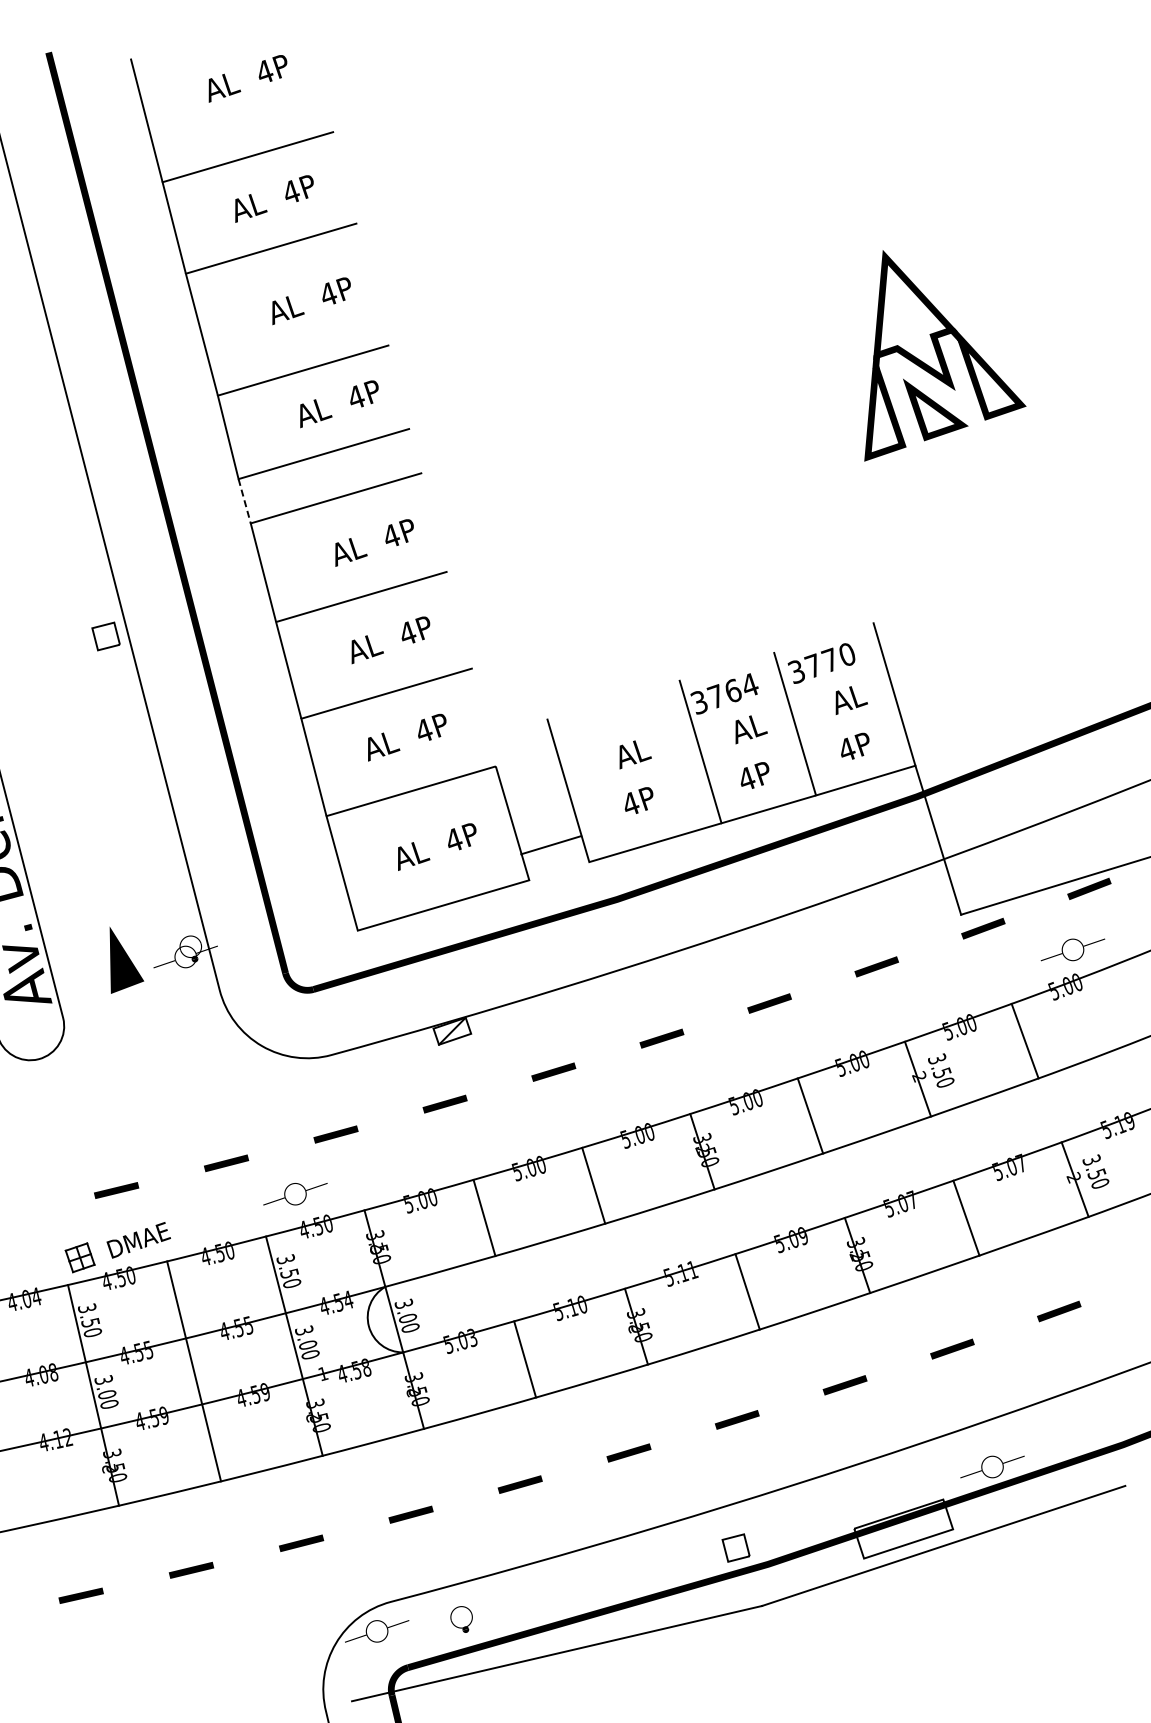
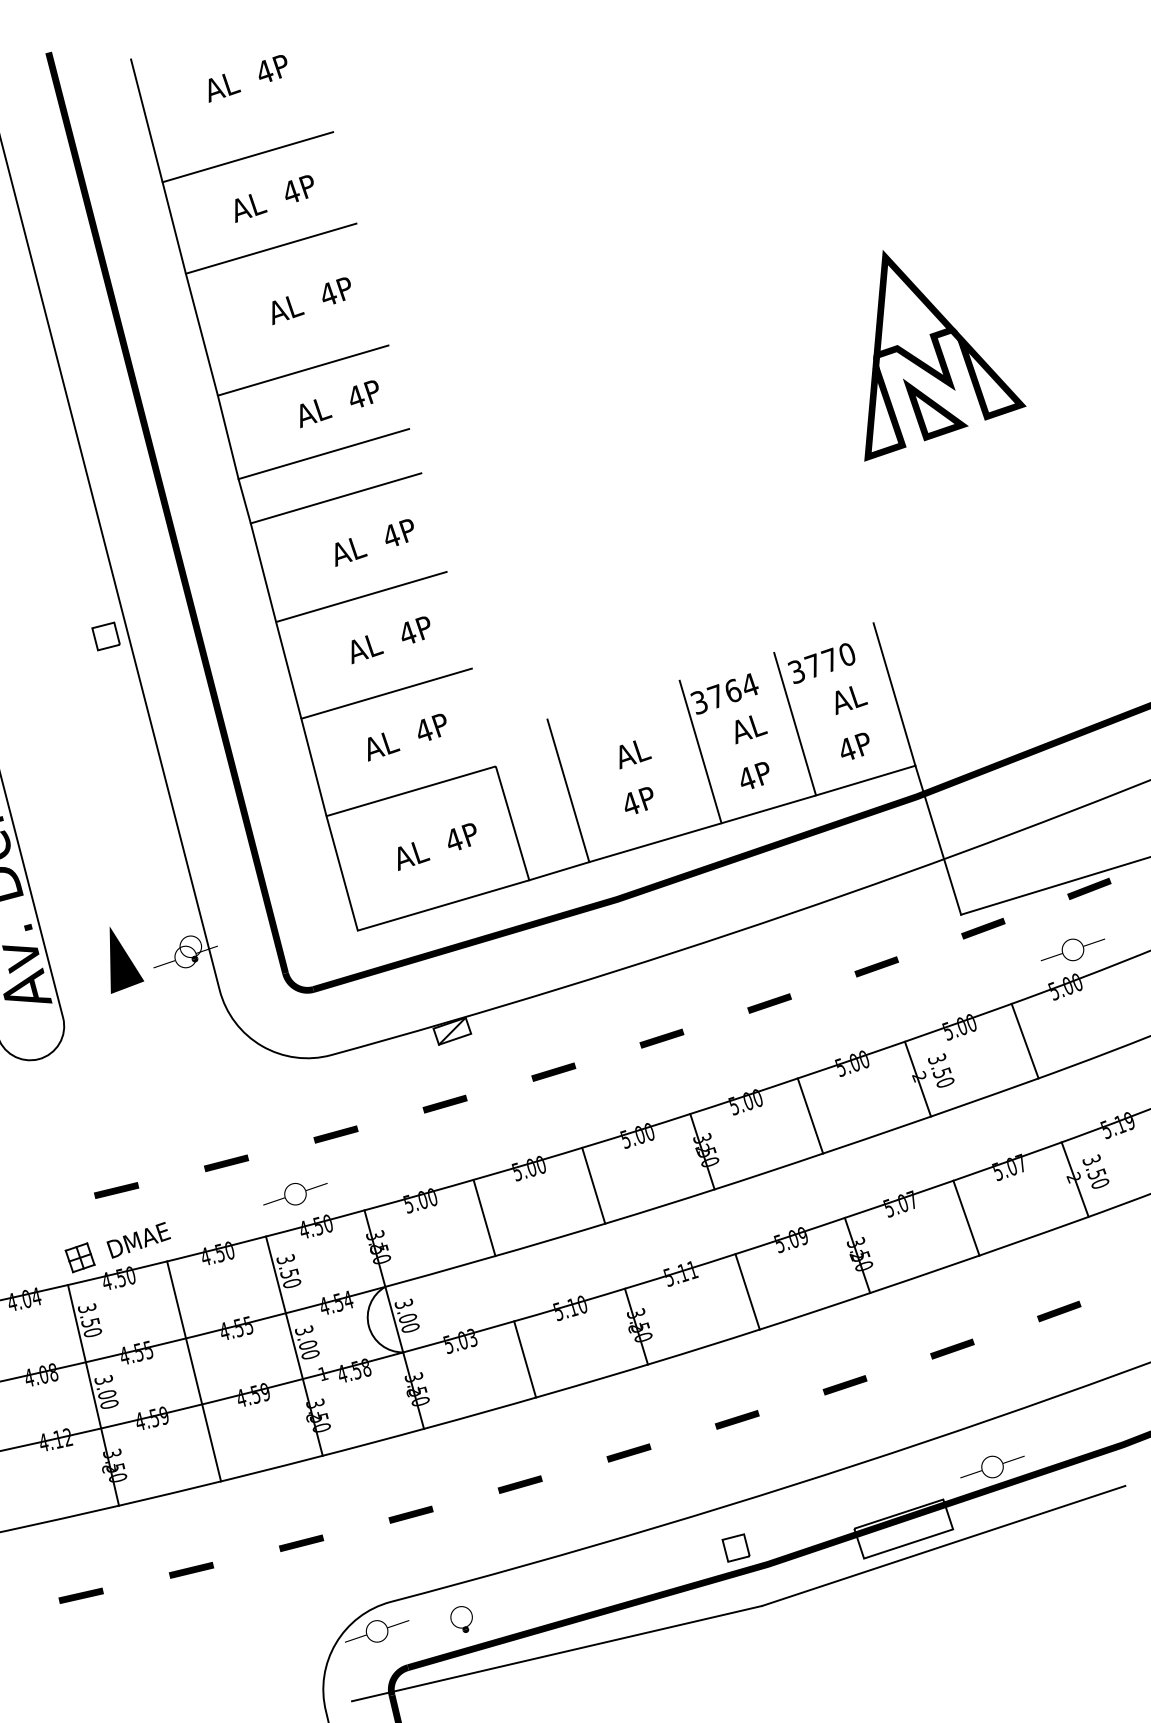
line: dashed -> solid (244, 501)
line position: (551, 845) -> (559, 871) (559, 871)
